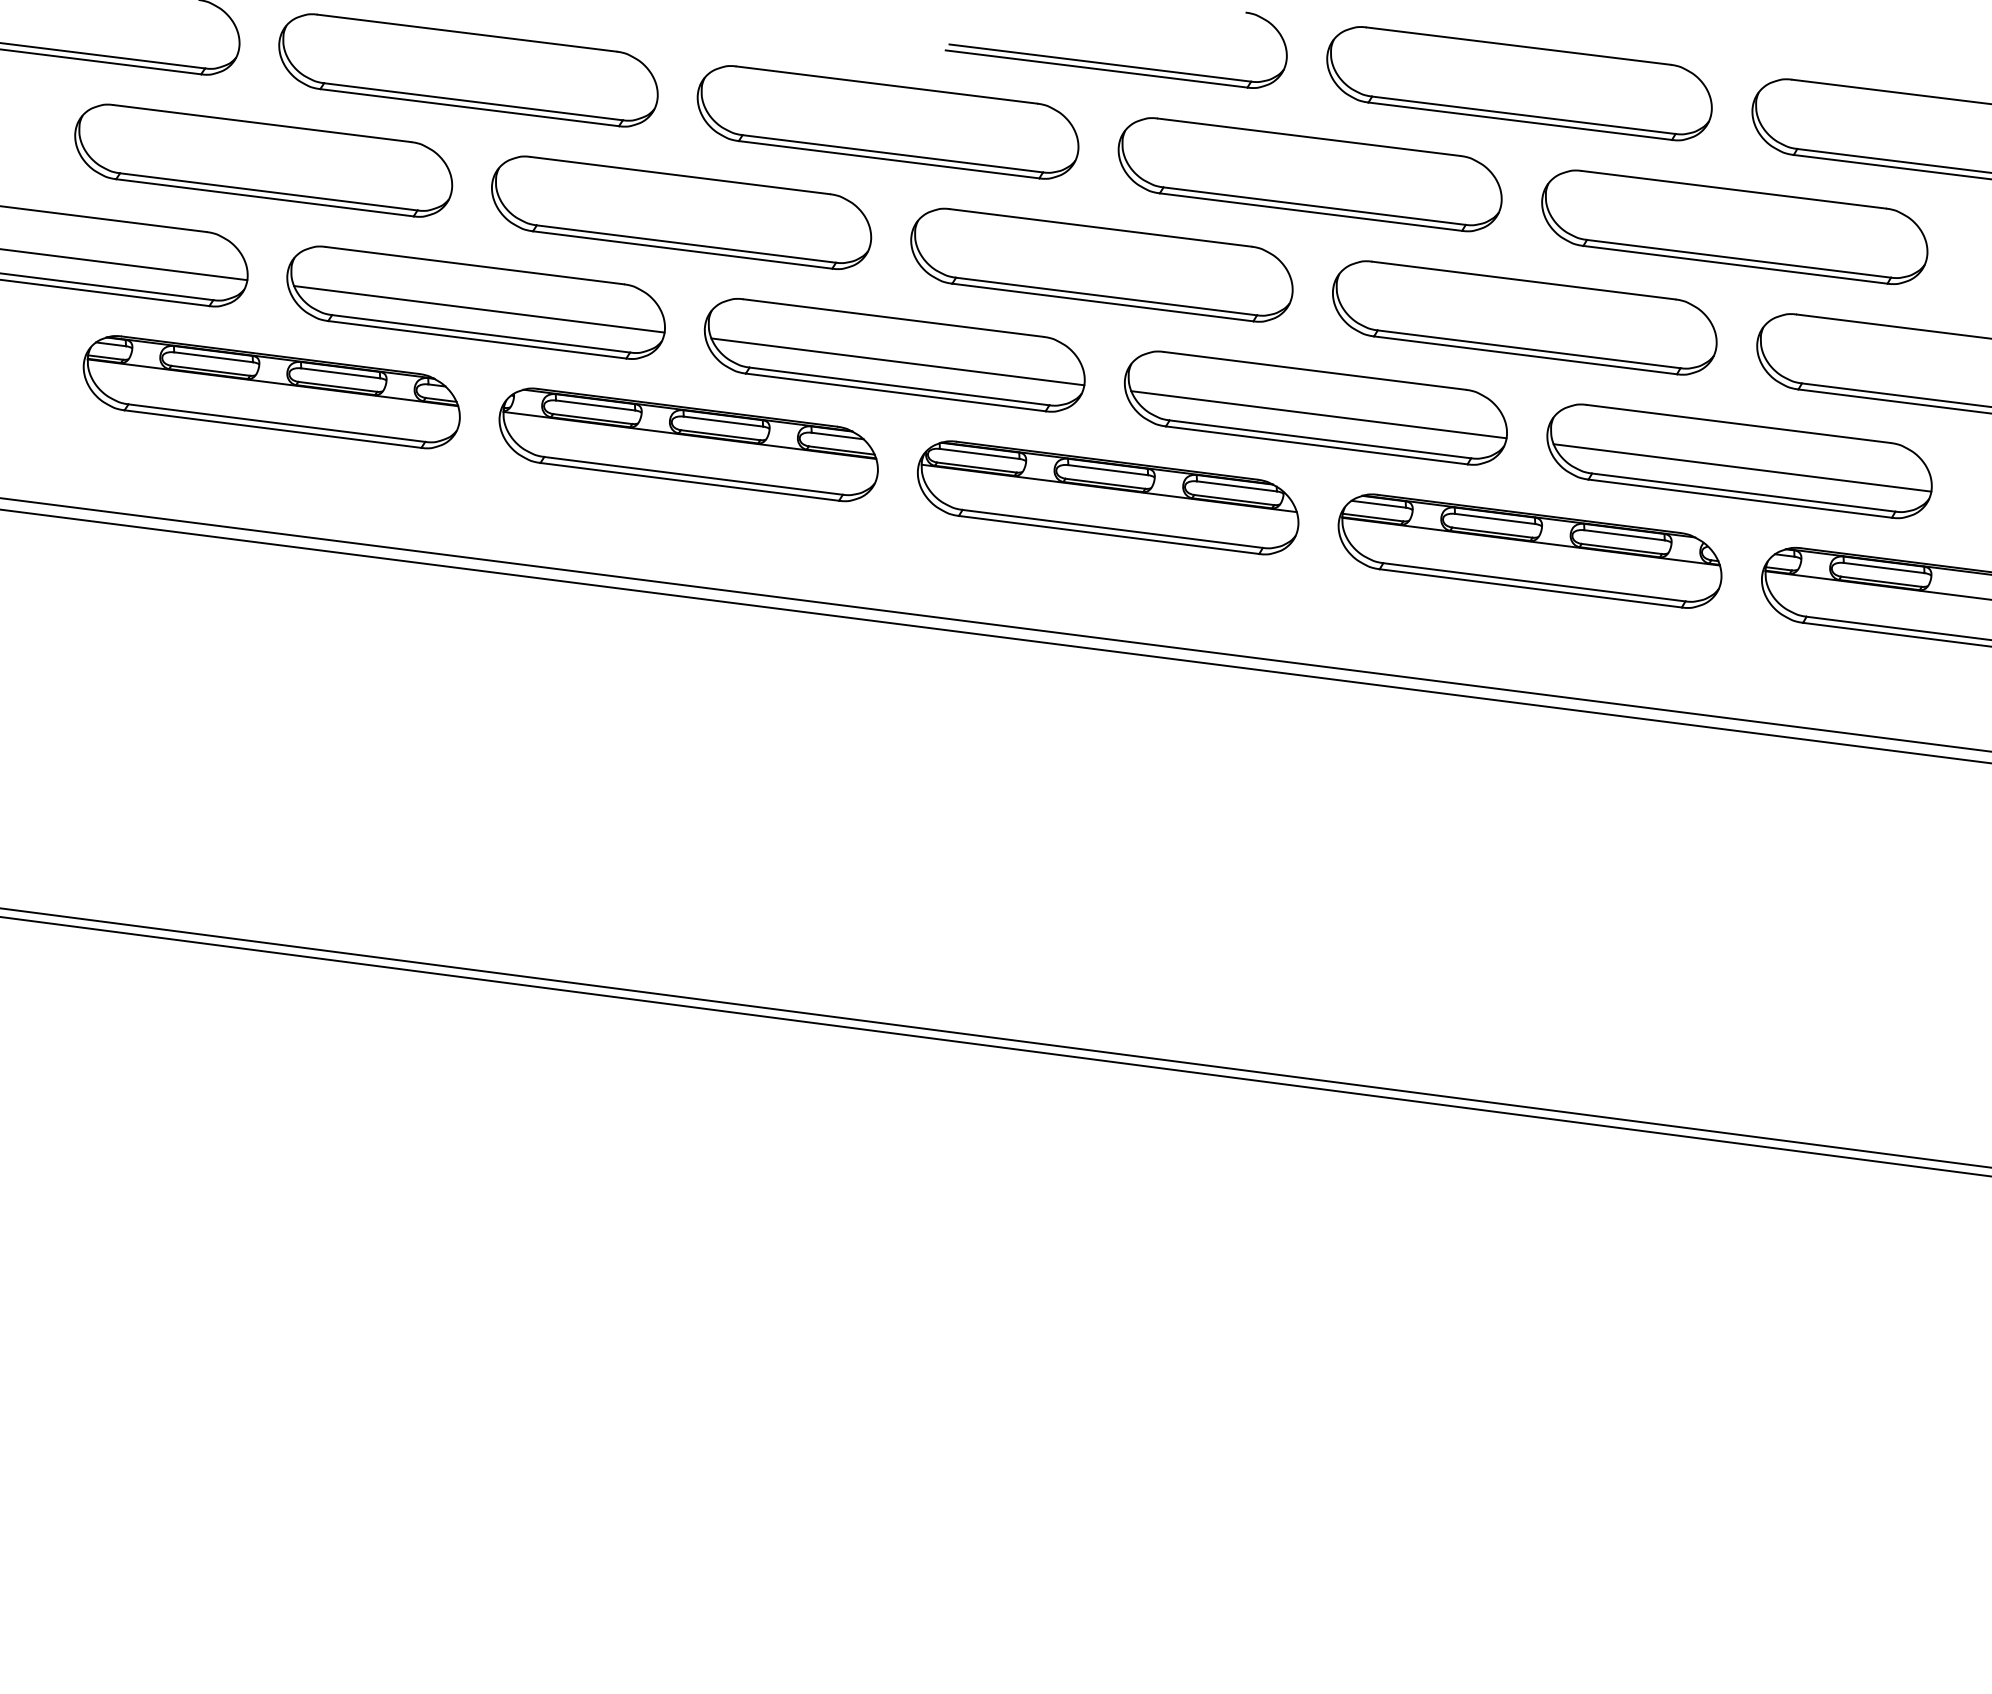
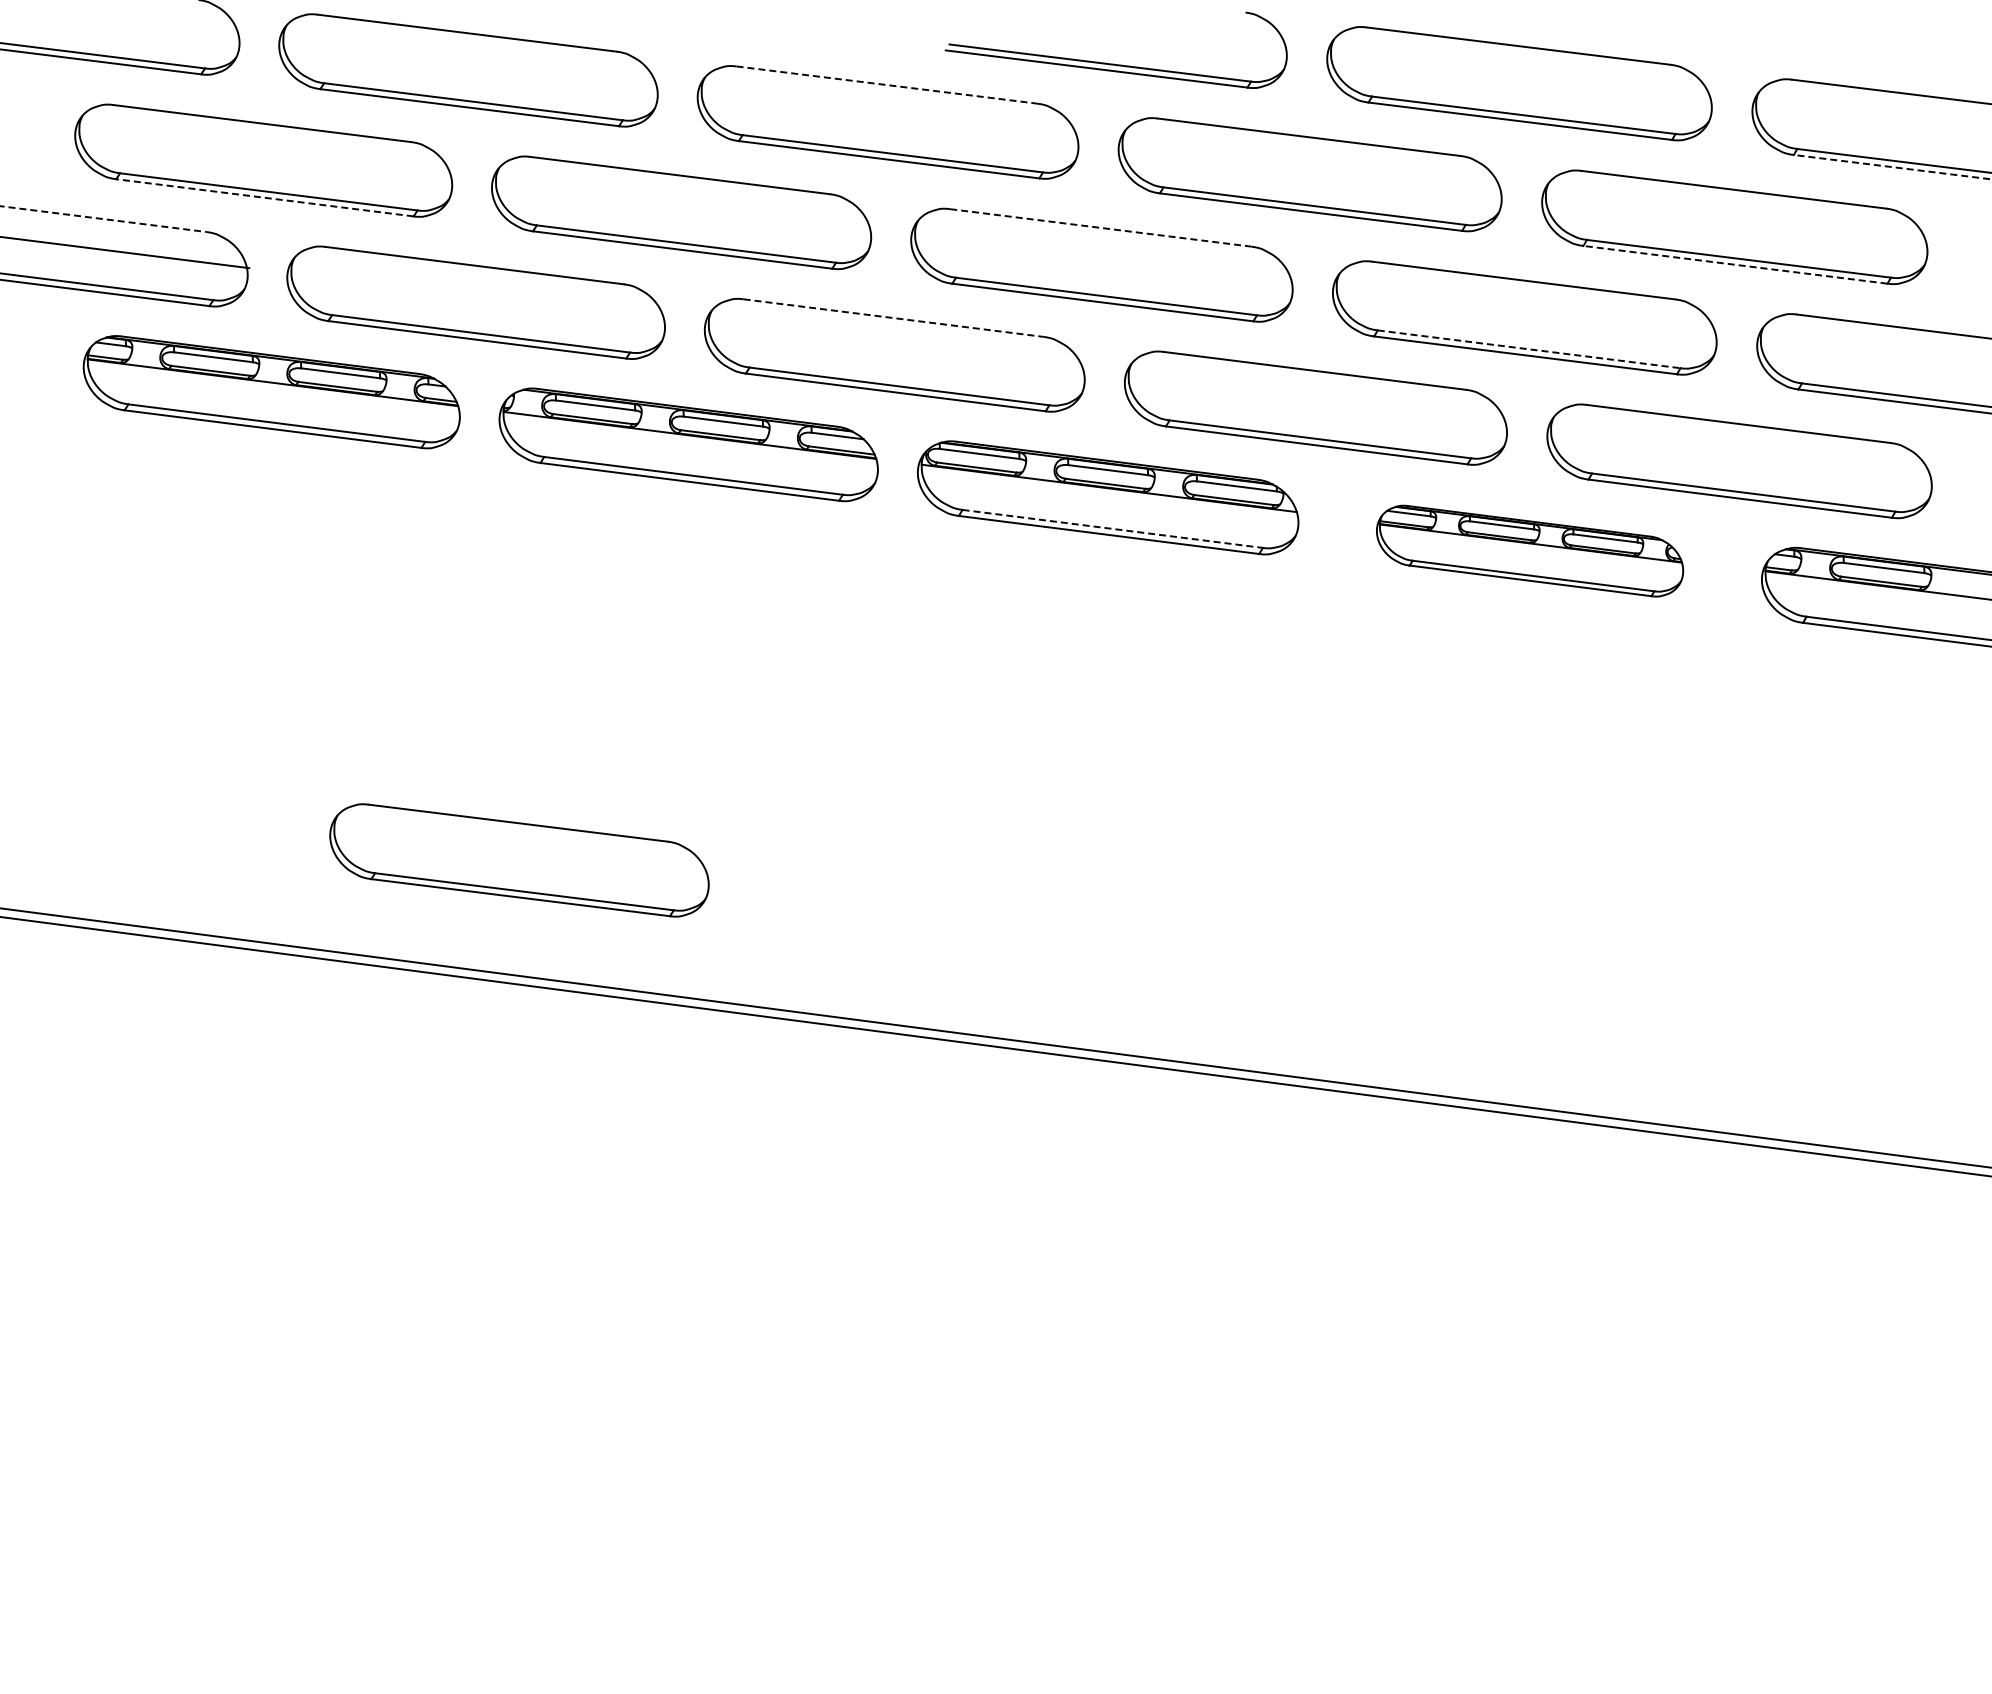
line: solid -> dashed (887, 85)
line: solid -> dashed (1891, 167)
line: solid -> dashed (264, 197)
line: solid -> dashed (103, 219)
line: solid -> dashed (1100, 227)
line position: (124, 264) -> (125, 252) (125, 252)
line: solid -> dashed (1734, 264)
line: present -> none (479, 309)
line: solid -> dashed (894, 318)
line: solid -> dashed (1529, 349)
line: present -> none (897, 361)
line: present -> none (1318, 414)
line: present -> none (1742, 467)
line: solid -> dashed (1113, 528)
part size: 386x116 px -> 309x94 px (1530, 550)
line: present -> none (995, 624)
line: present -> none (995, 636)
part: none -> present (519, 860)
